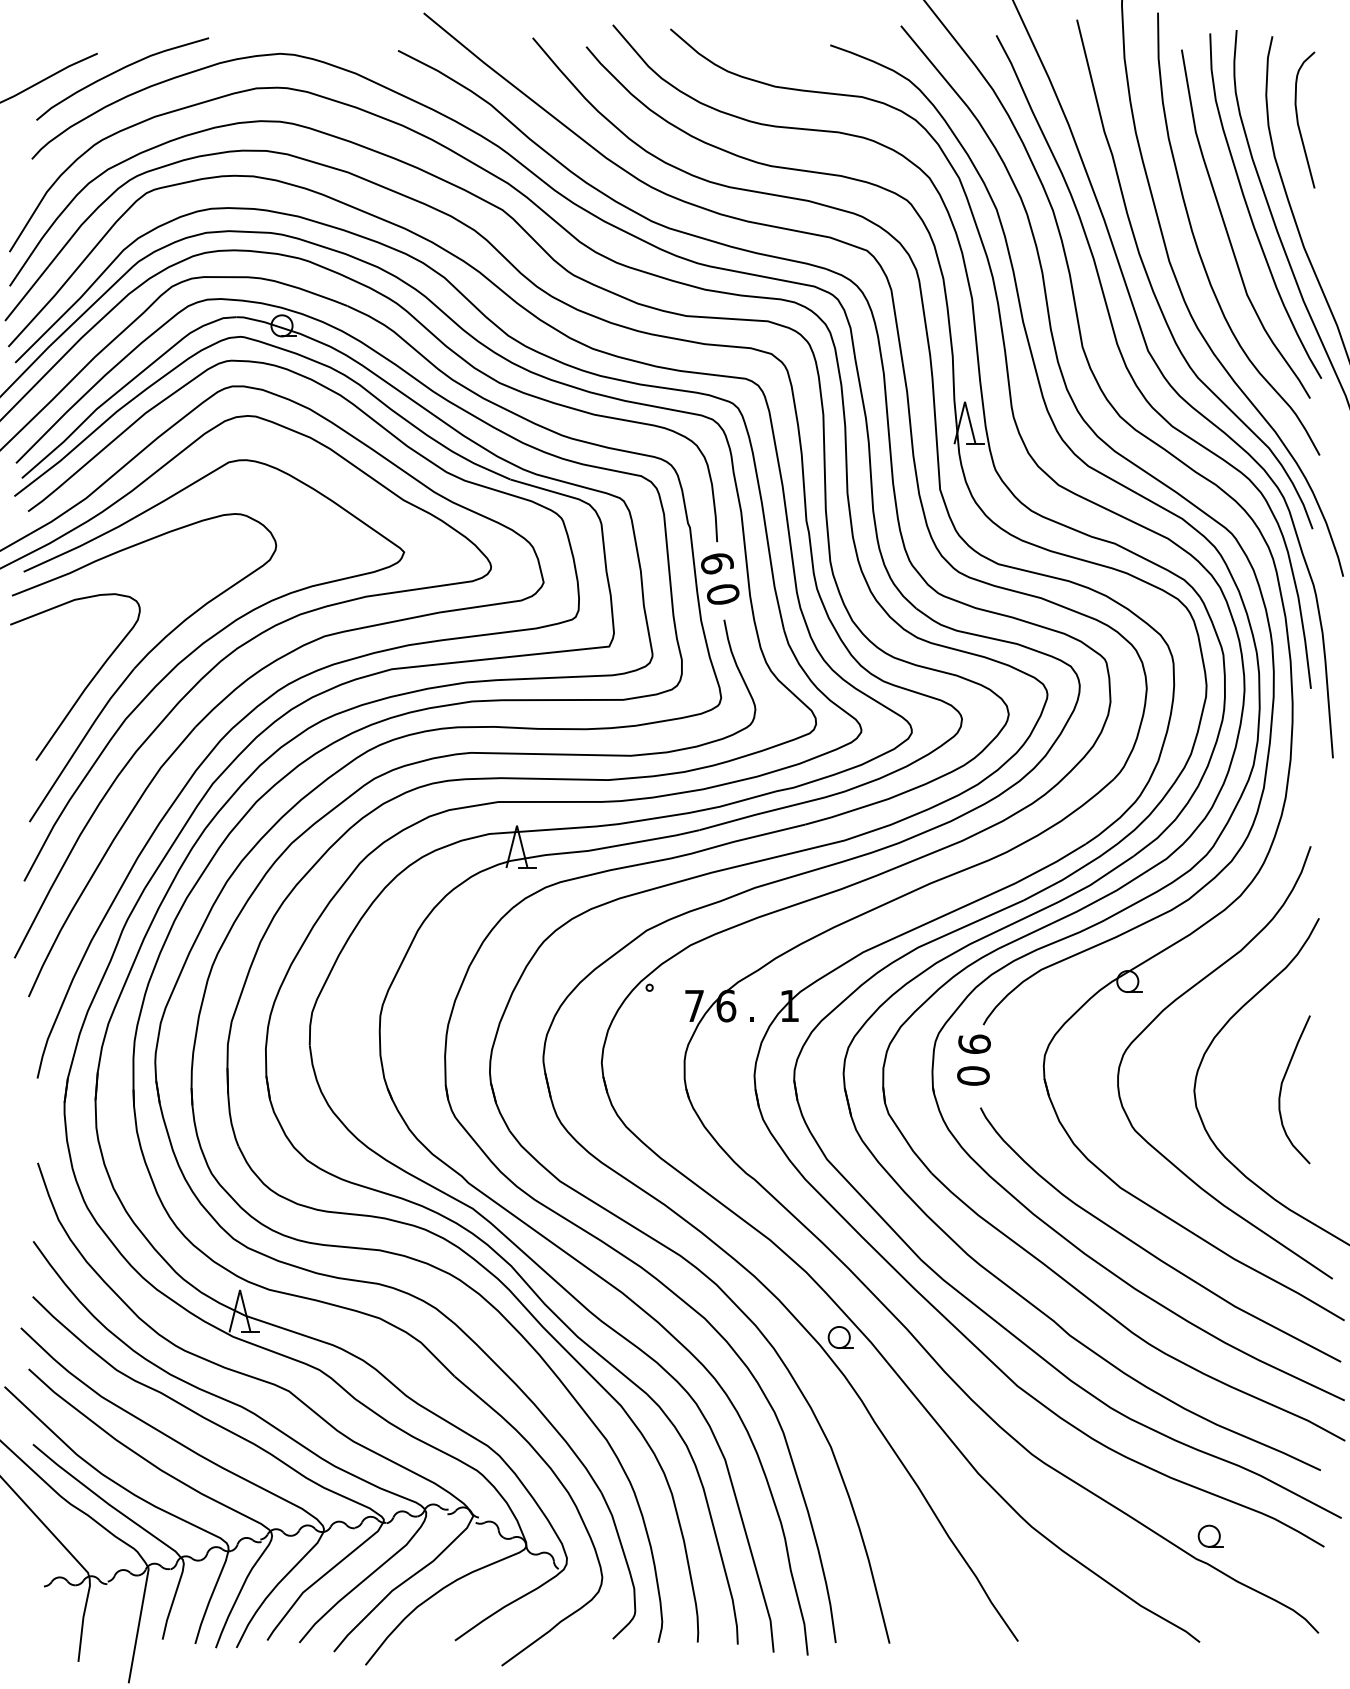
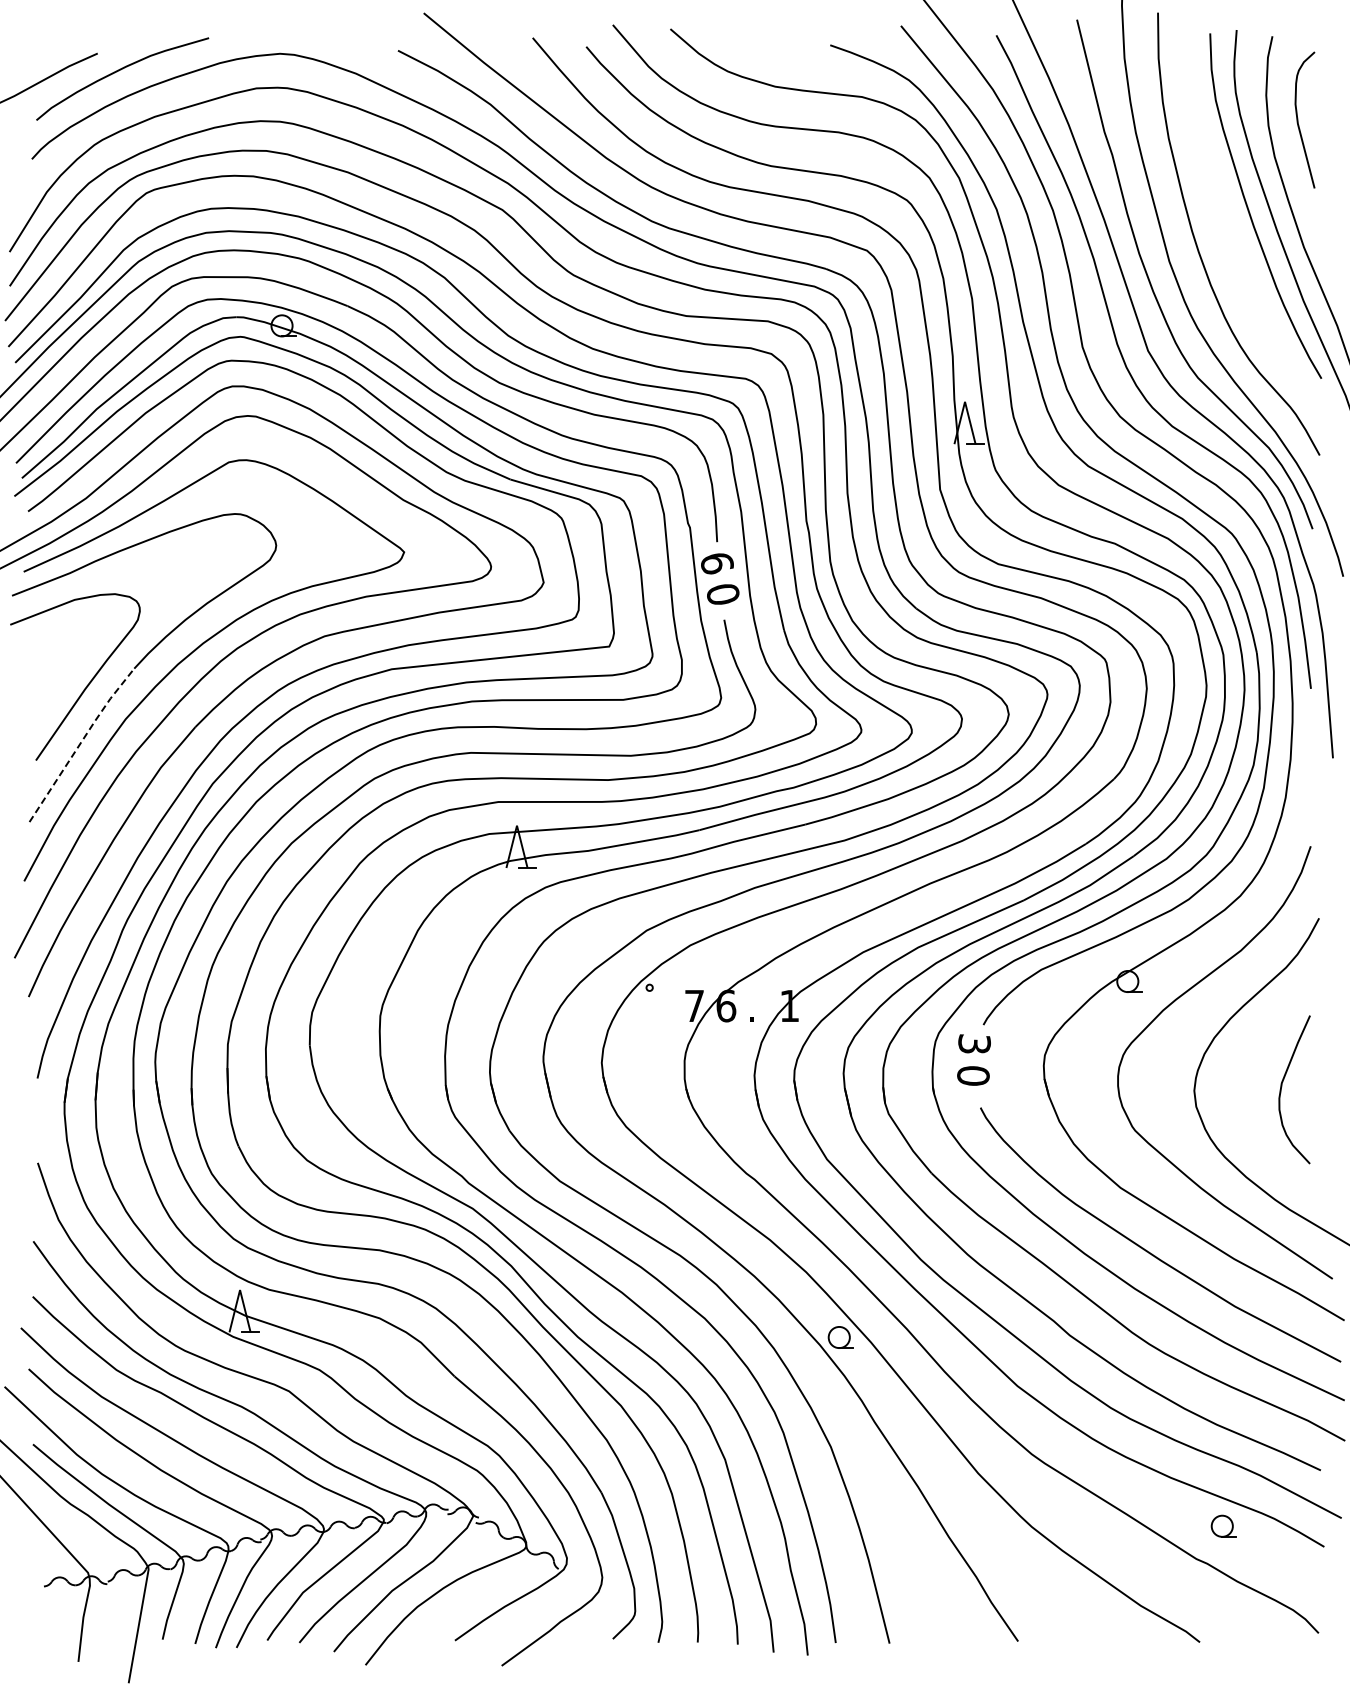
curve: present -> none (1227, 229)
line: solid -> dashed (81, 742)
text: 9 -> 3 (974, 1043)
part position: (1210, 1535) -> (1223, 1525) (1223, 1525)
